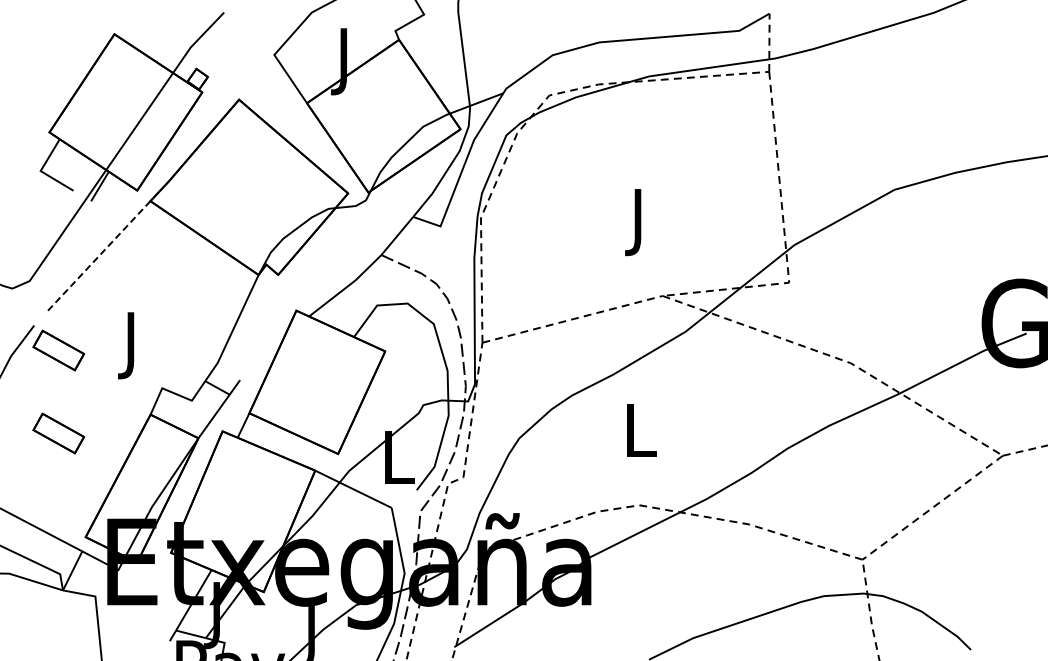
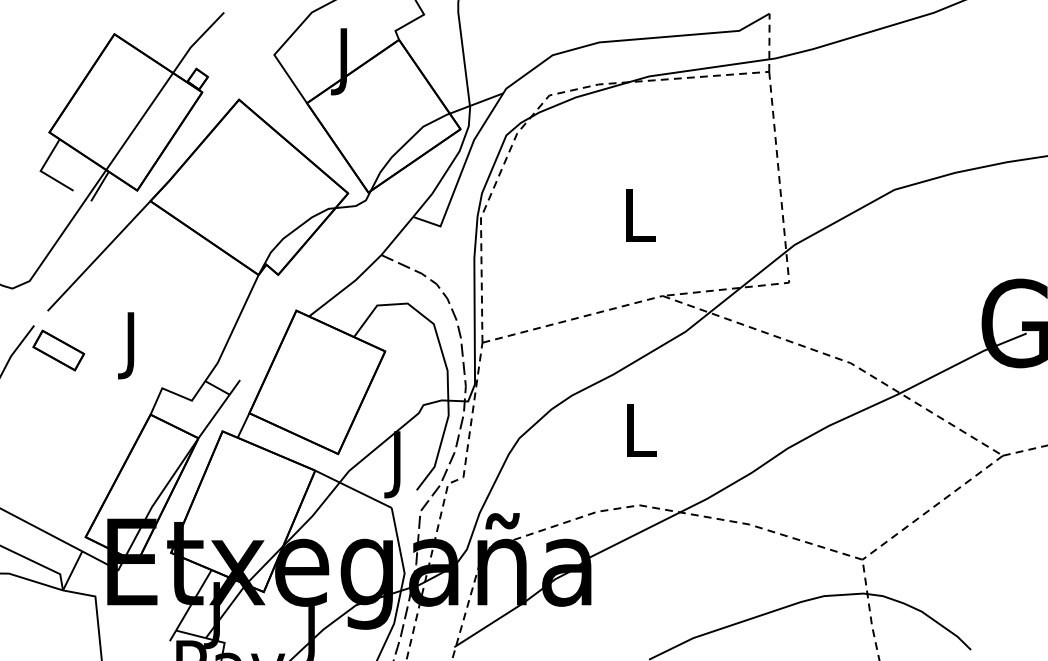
text: J -> L (640, 222)
line: dashed -> solid (98, 256)
part: present -> none (58, 433)
text: L -> J (399, 464)
